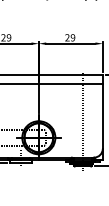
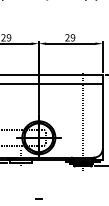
line: none -> present (38, 198)
